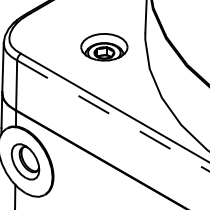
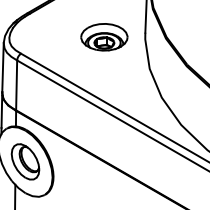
part position: (104, 47) -> (104, 37) (104, 37)
line: dashed -> solid (113, 115)
